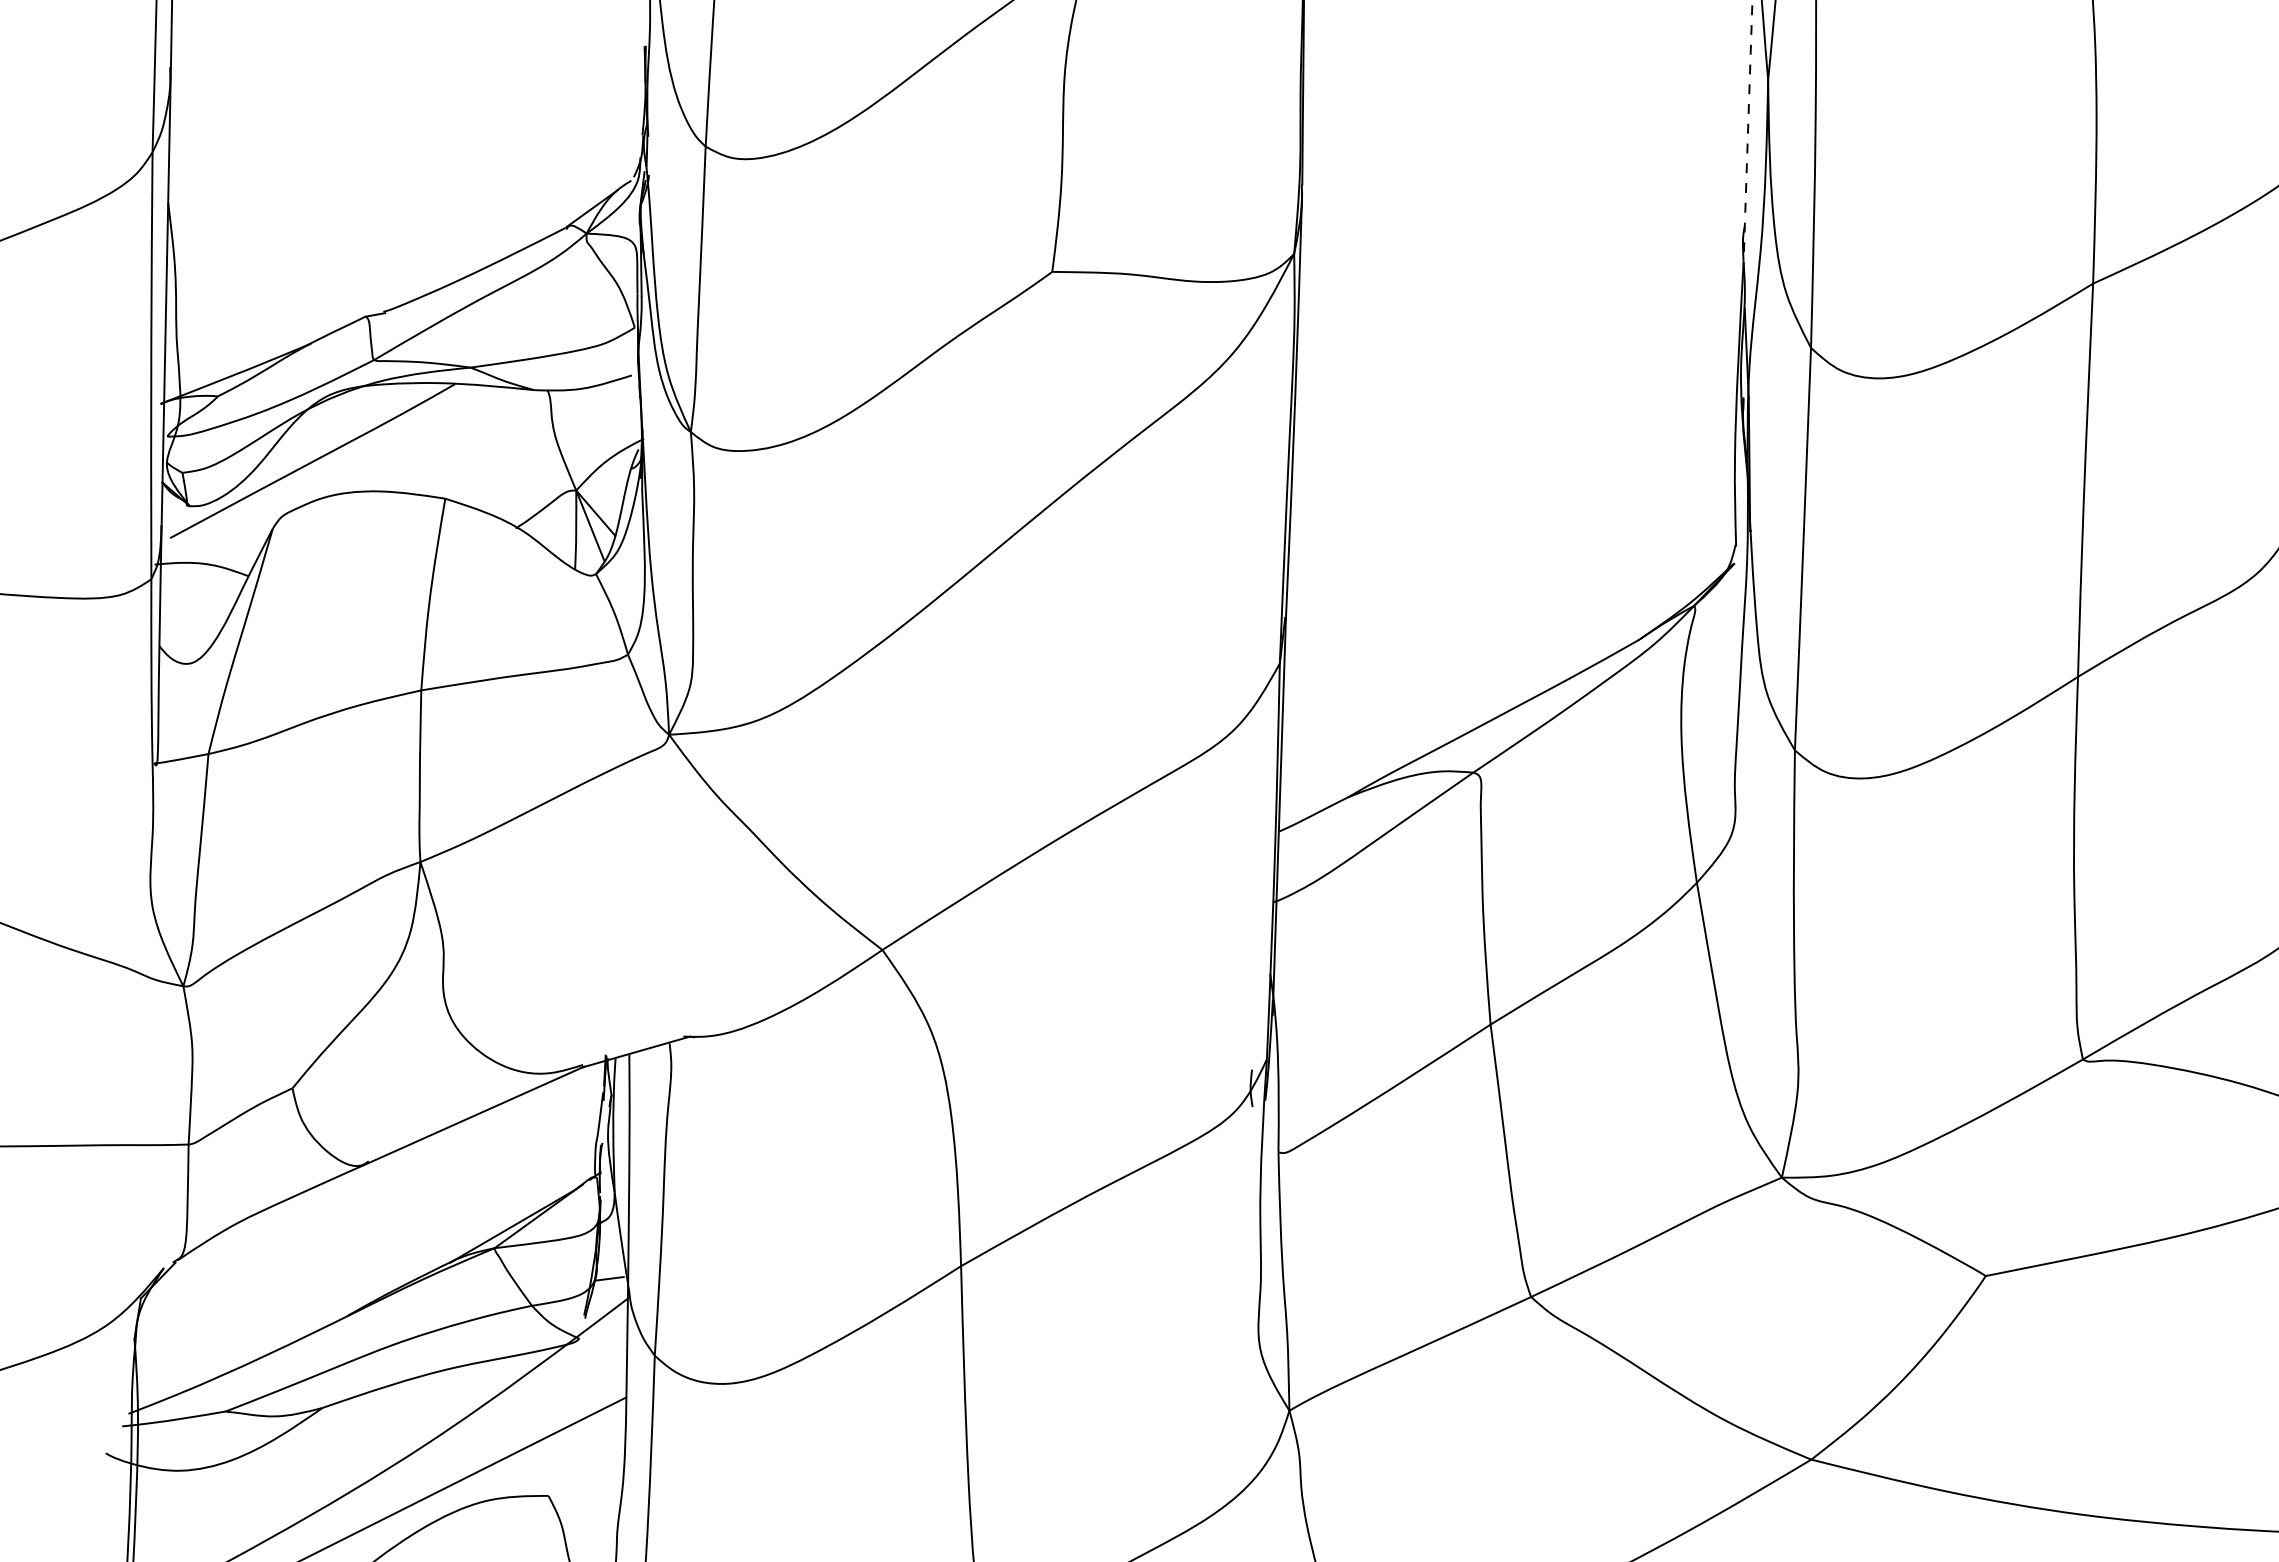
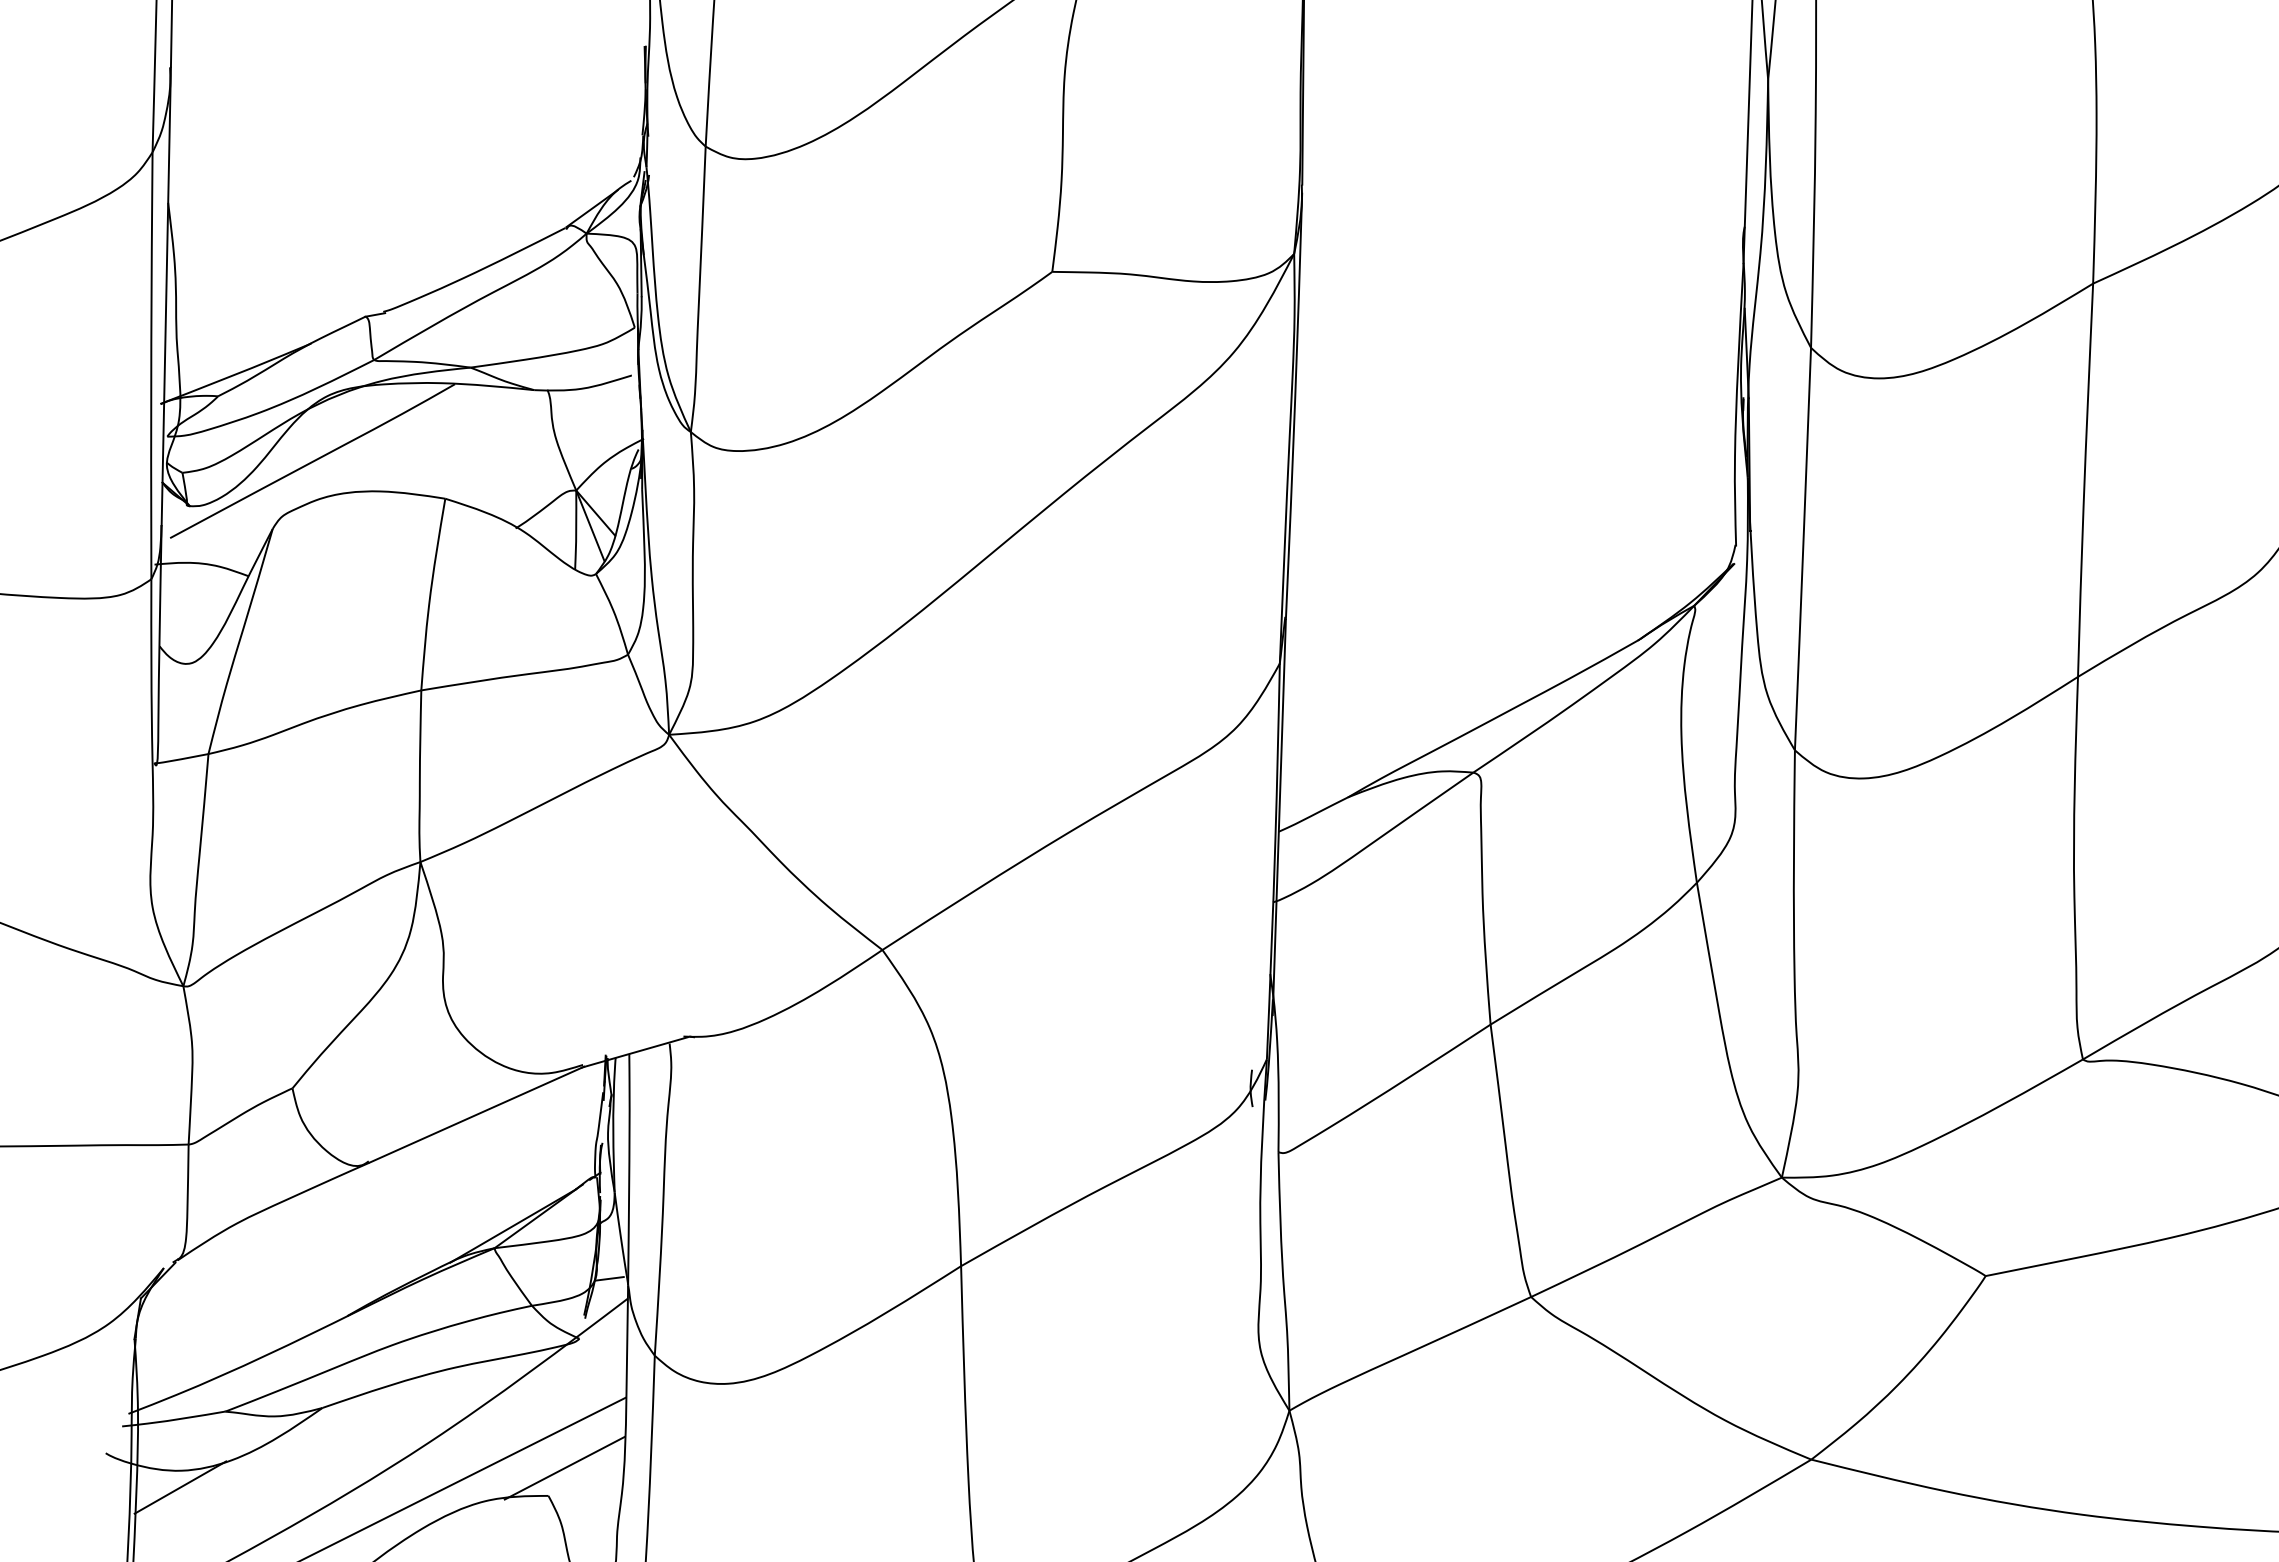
line: dashed -> solid (1747, 132)
line: none -> present (564, 1468)
line: none -> present (180, 1487)
